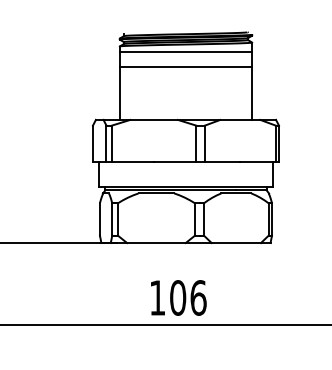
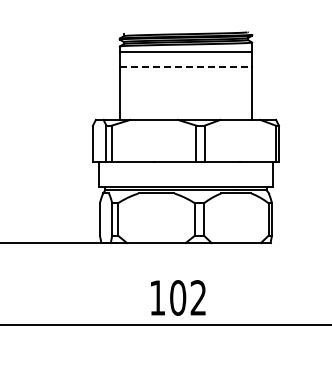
line: solid -> dashed (186, 66)
text: 106 -> 102 (198, 297)
